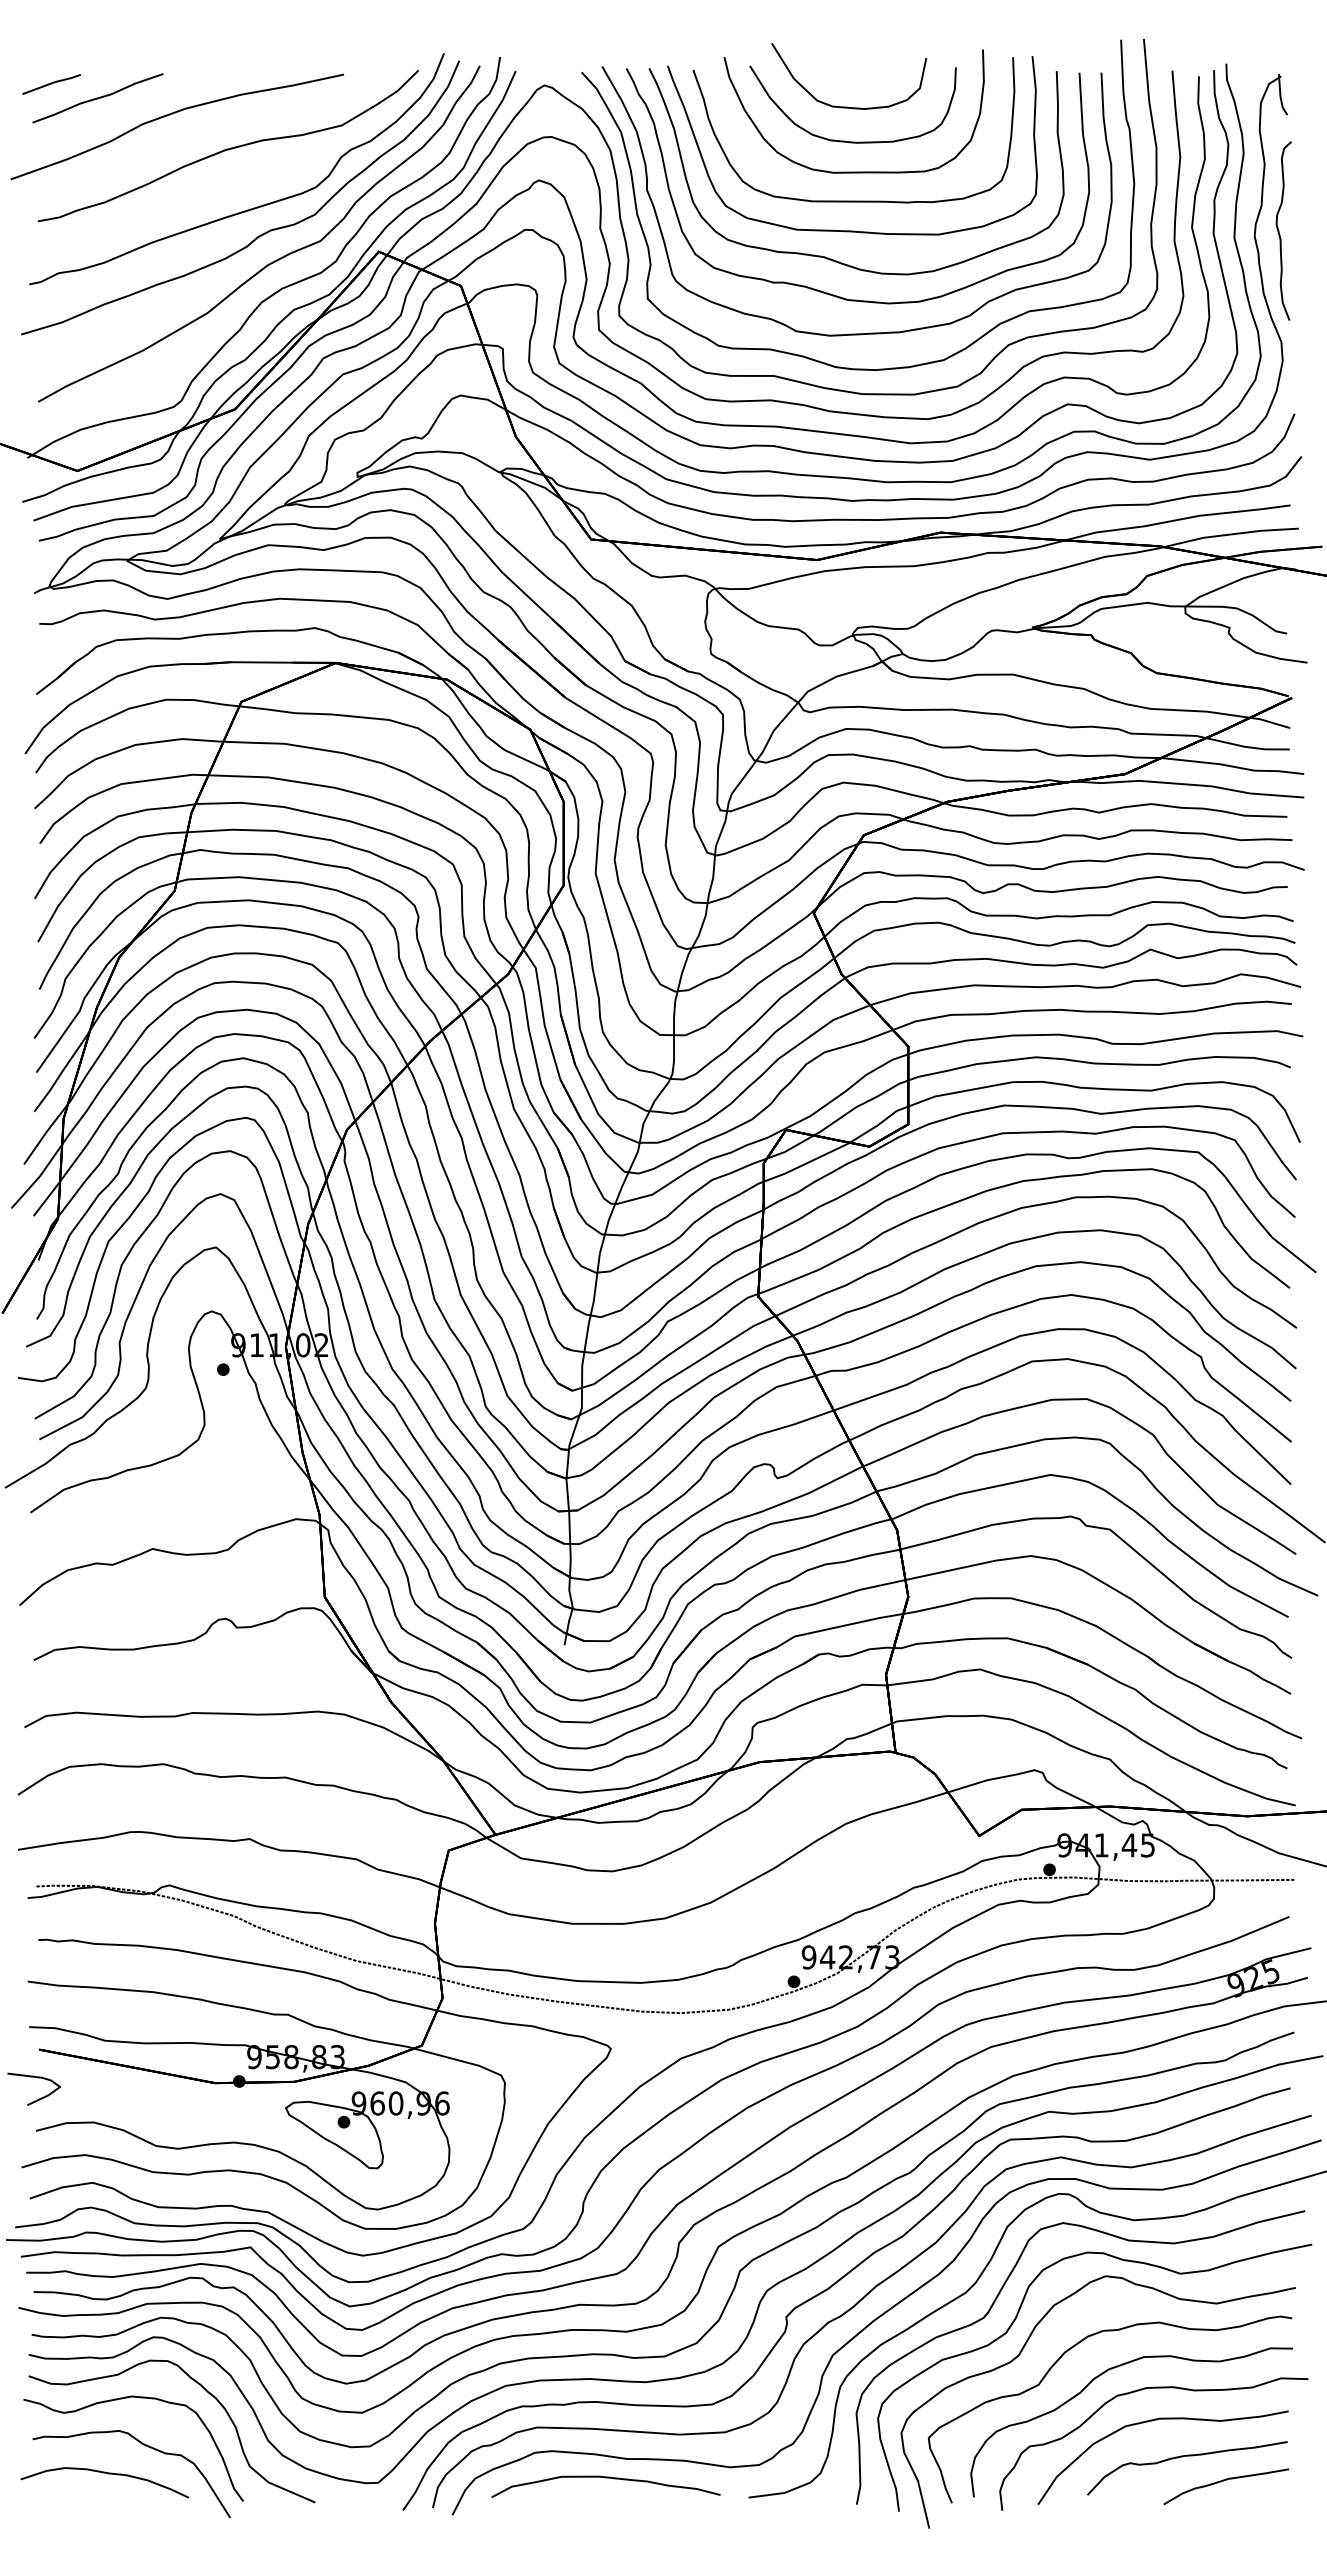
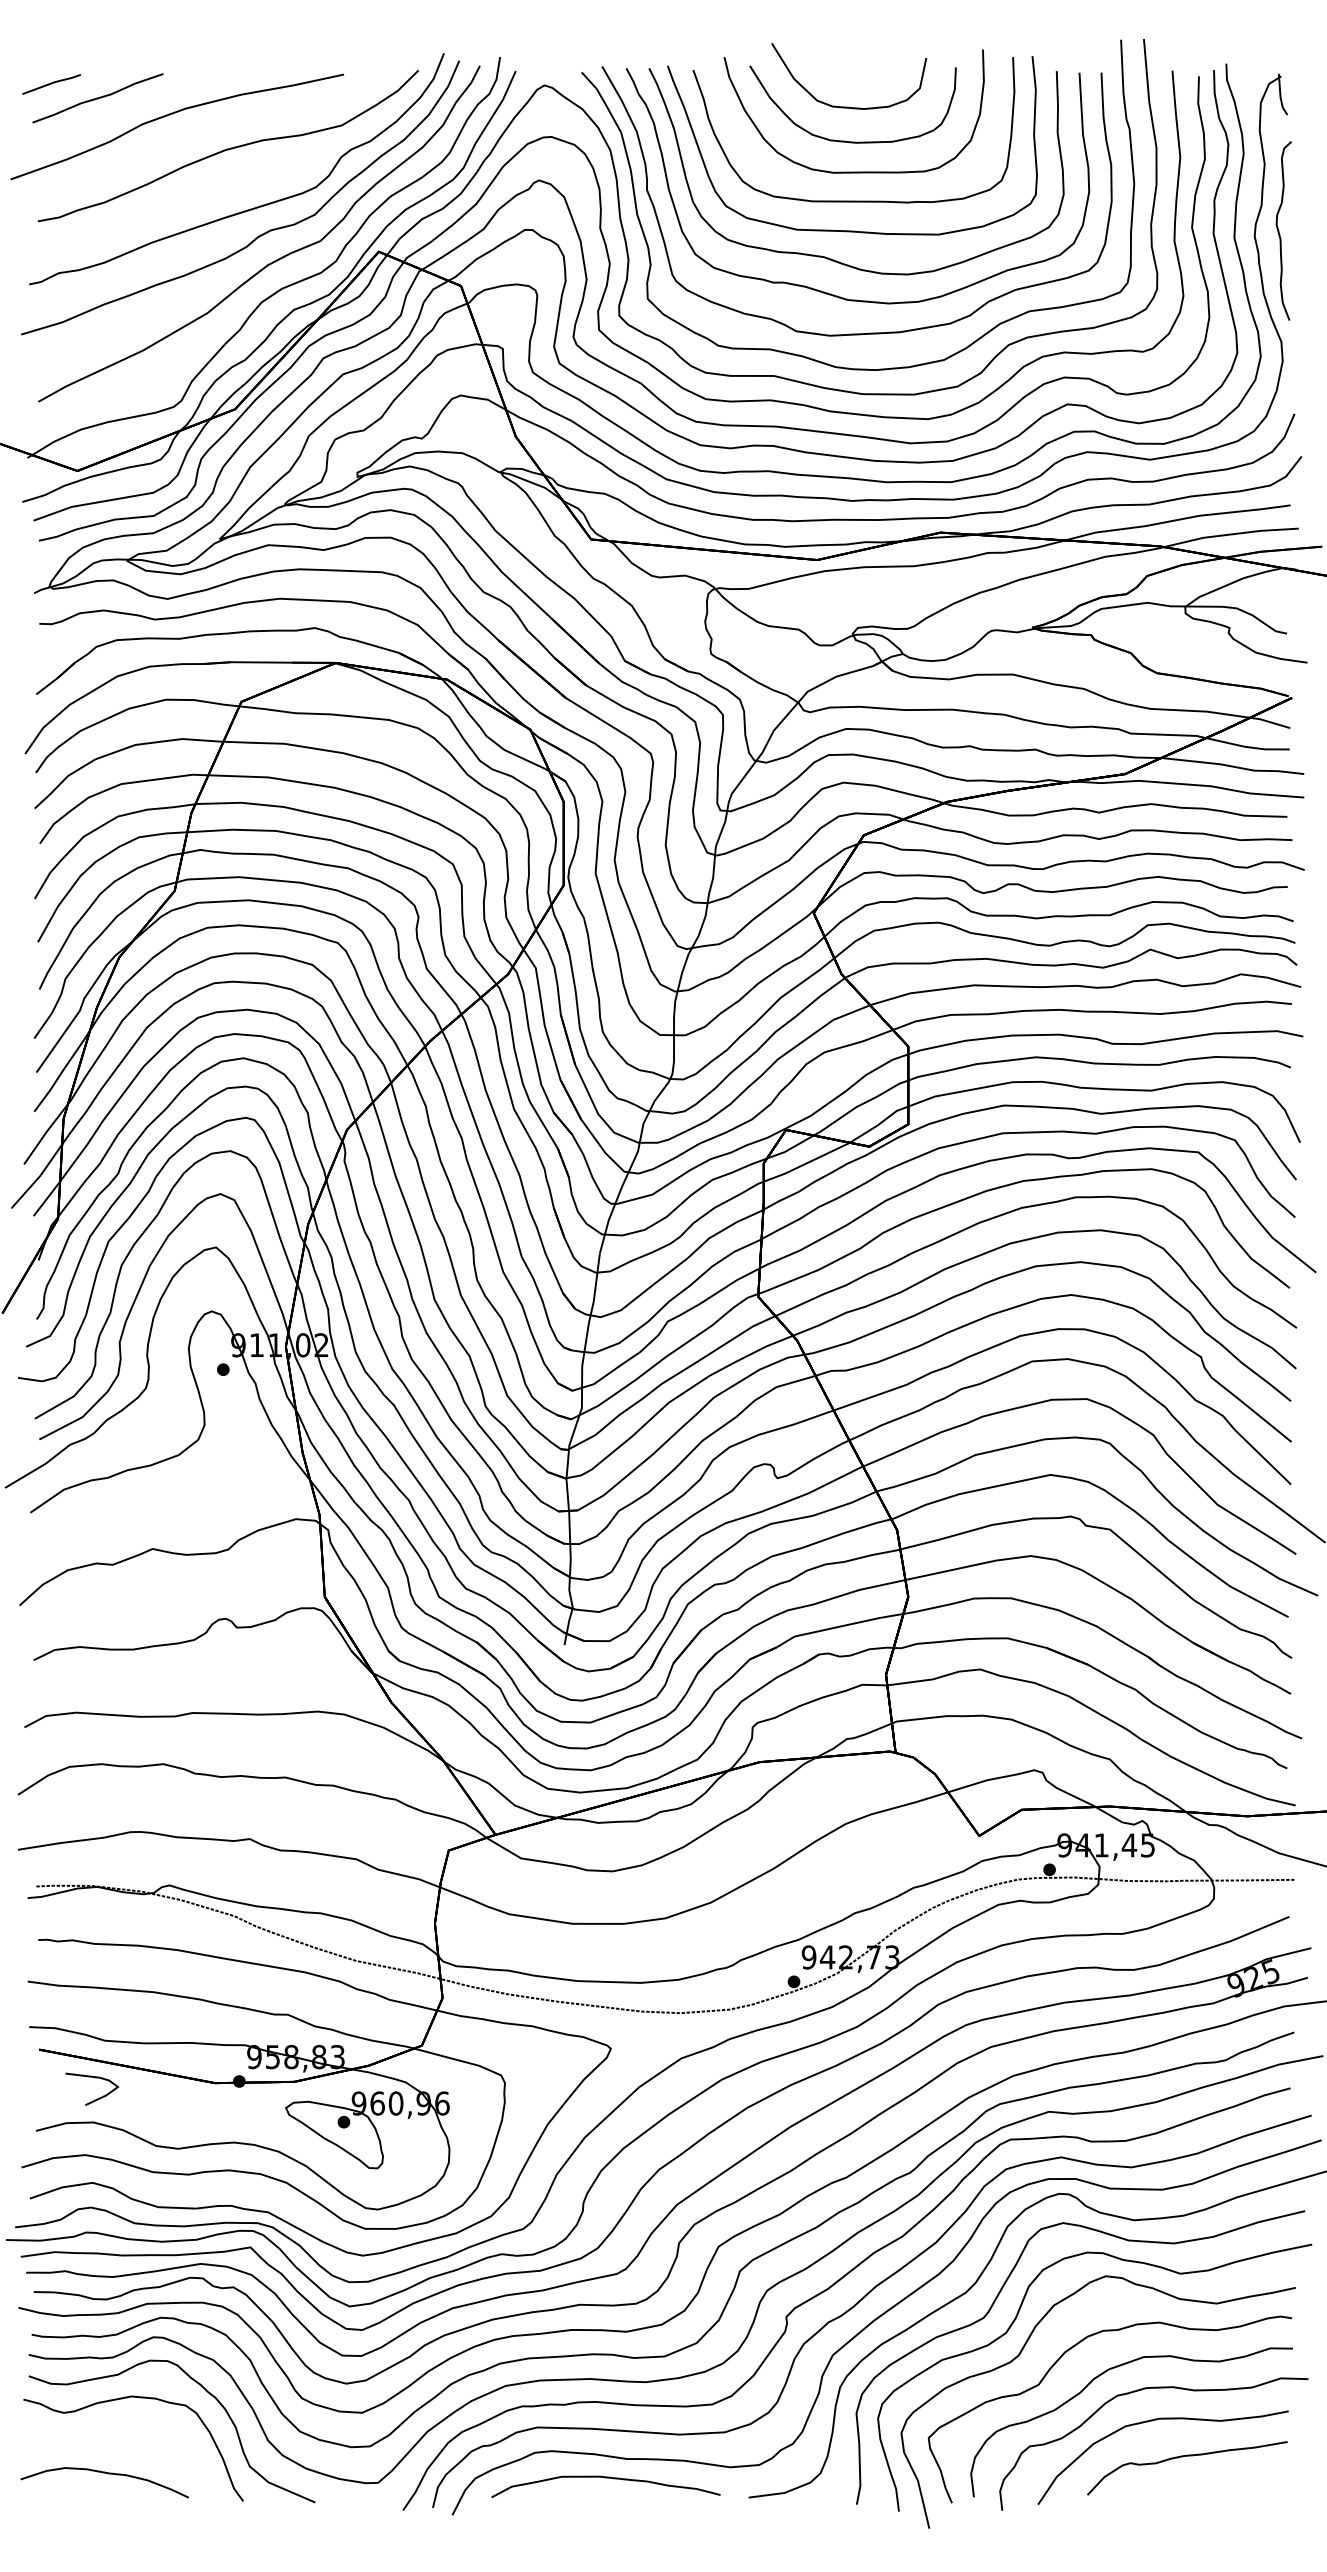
part position: (37, 2078) -> (95, 2078) (95, 2078)
curve: present -> none (145, 2446)
curve: present -> none (1224, 2481)
